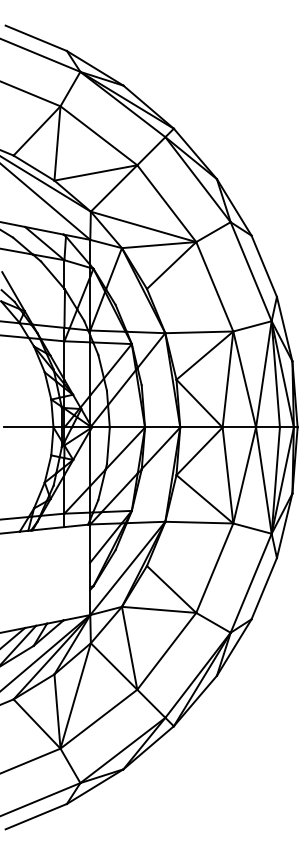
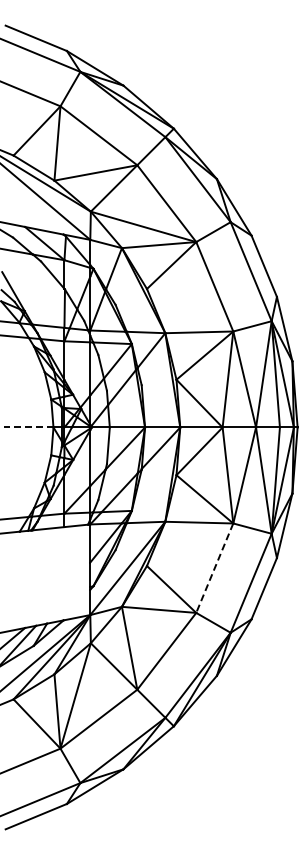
line: solid -> dashed (28, 427)
line: solid -> dashed (214, 568)
